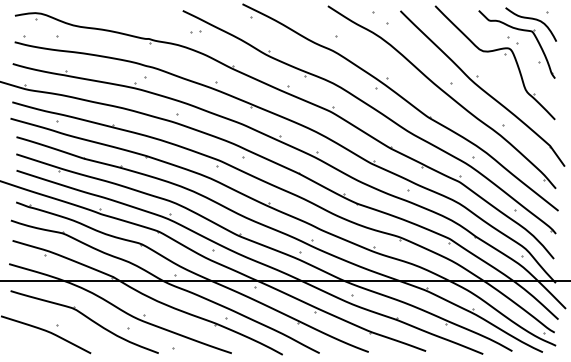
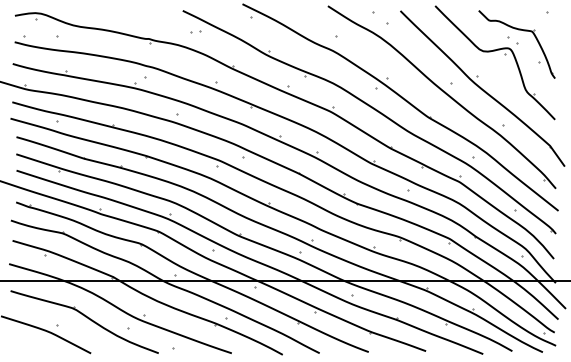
curve: present -> none (530, 19)
